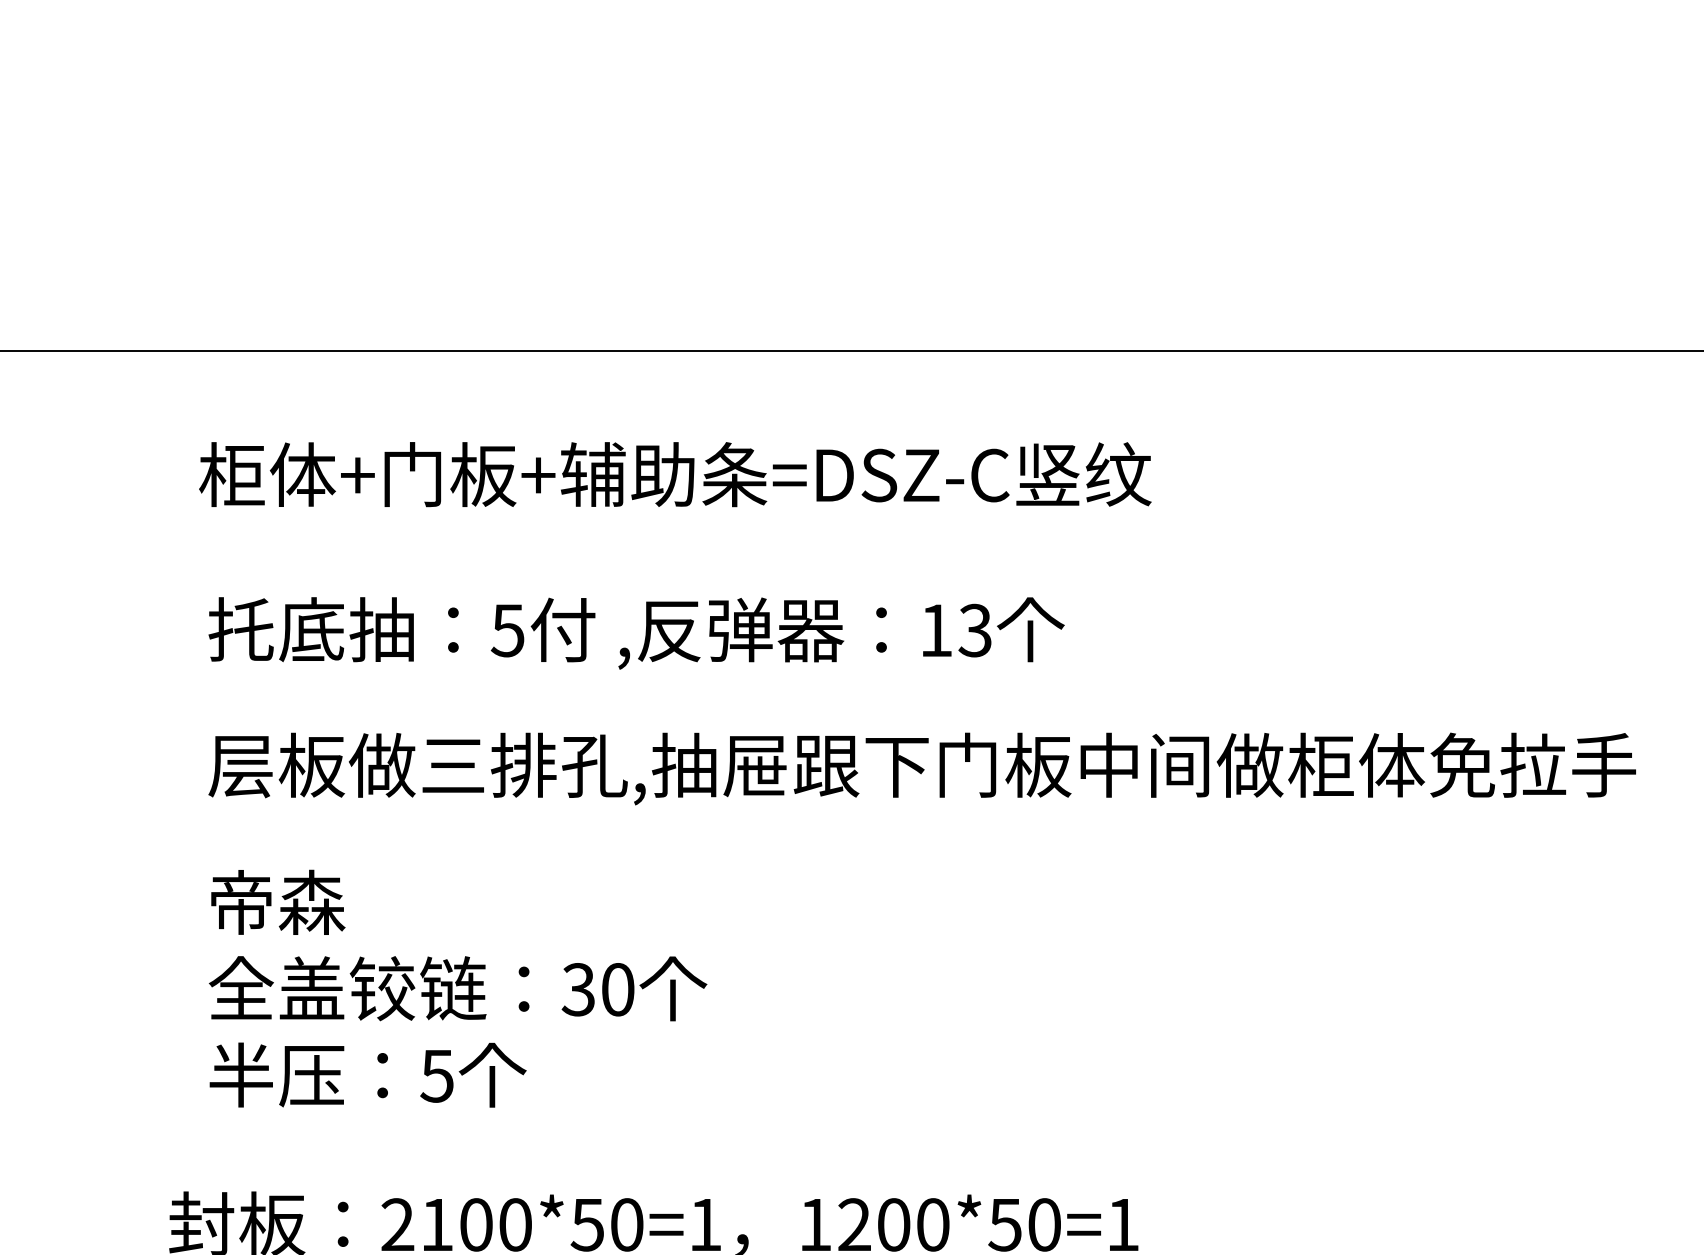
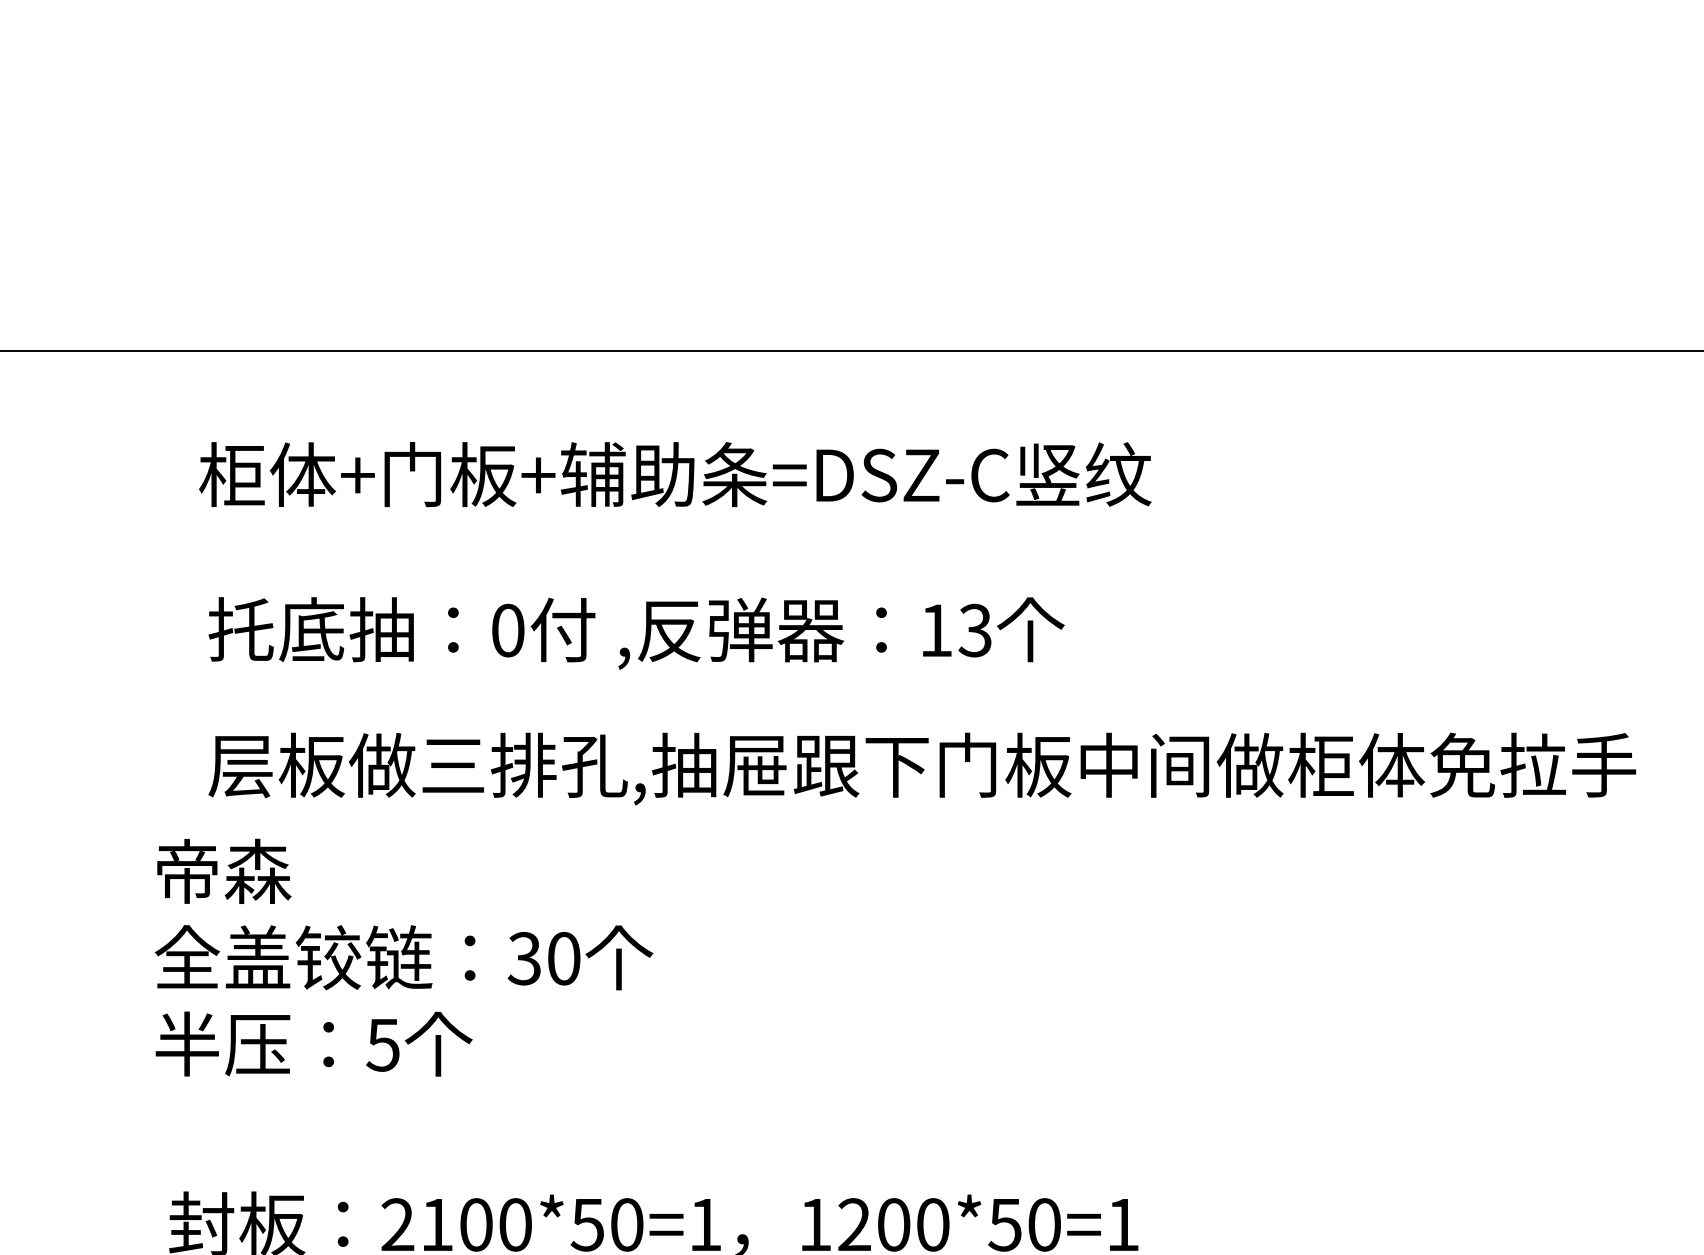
text: 5 -> 0 (507, 630)
text position: (458, 988) -> (404, 957) (404, 957)
